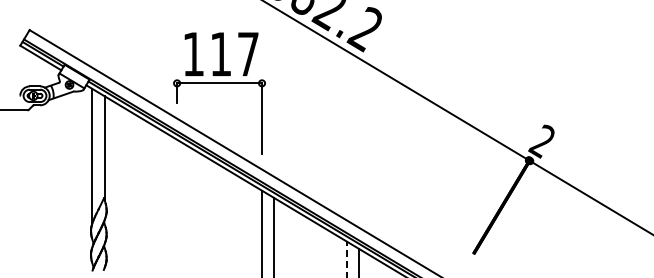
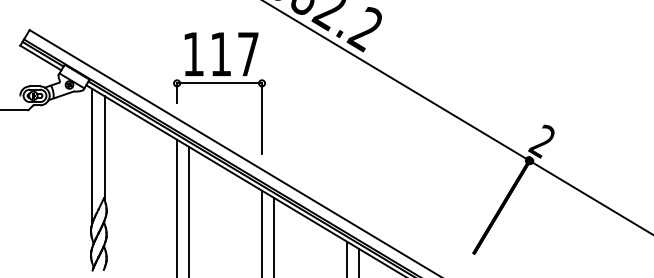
line: none -> present (177, 206)
line: none -> present (189, 210)
line: dashed -> solid (346, 259)
